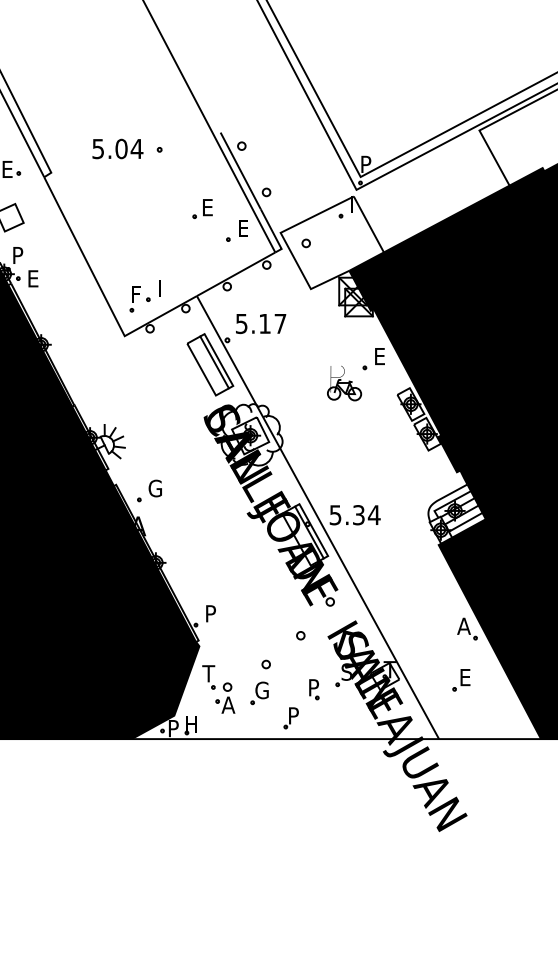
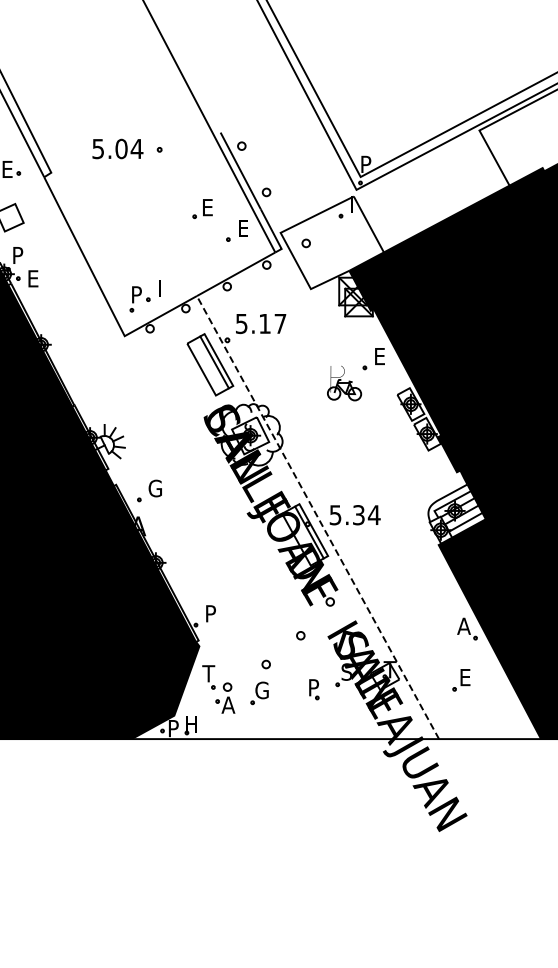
text: F -> P (136, 294)
line: solid -> dashed (317, 517)
part: present -> none (290, 718)
